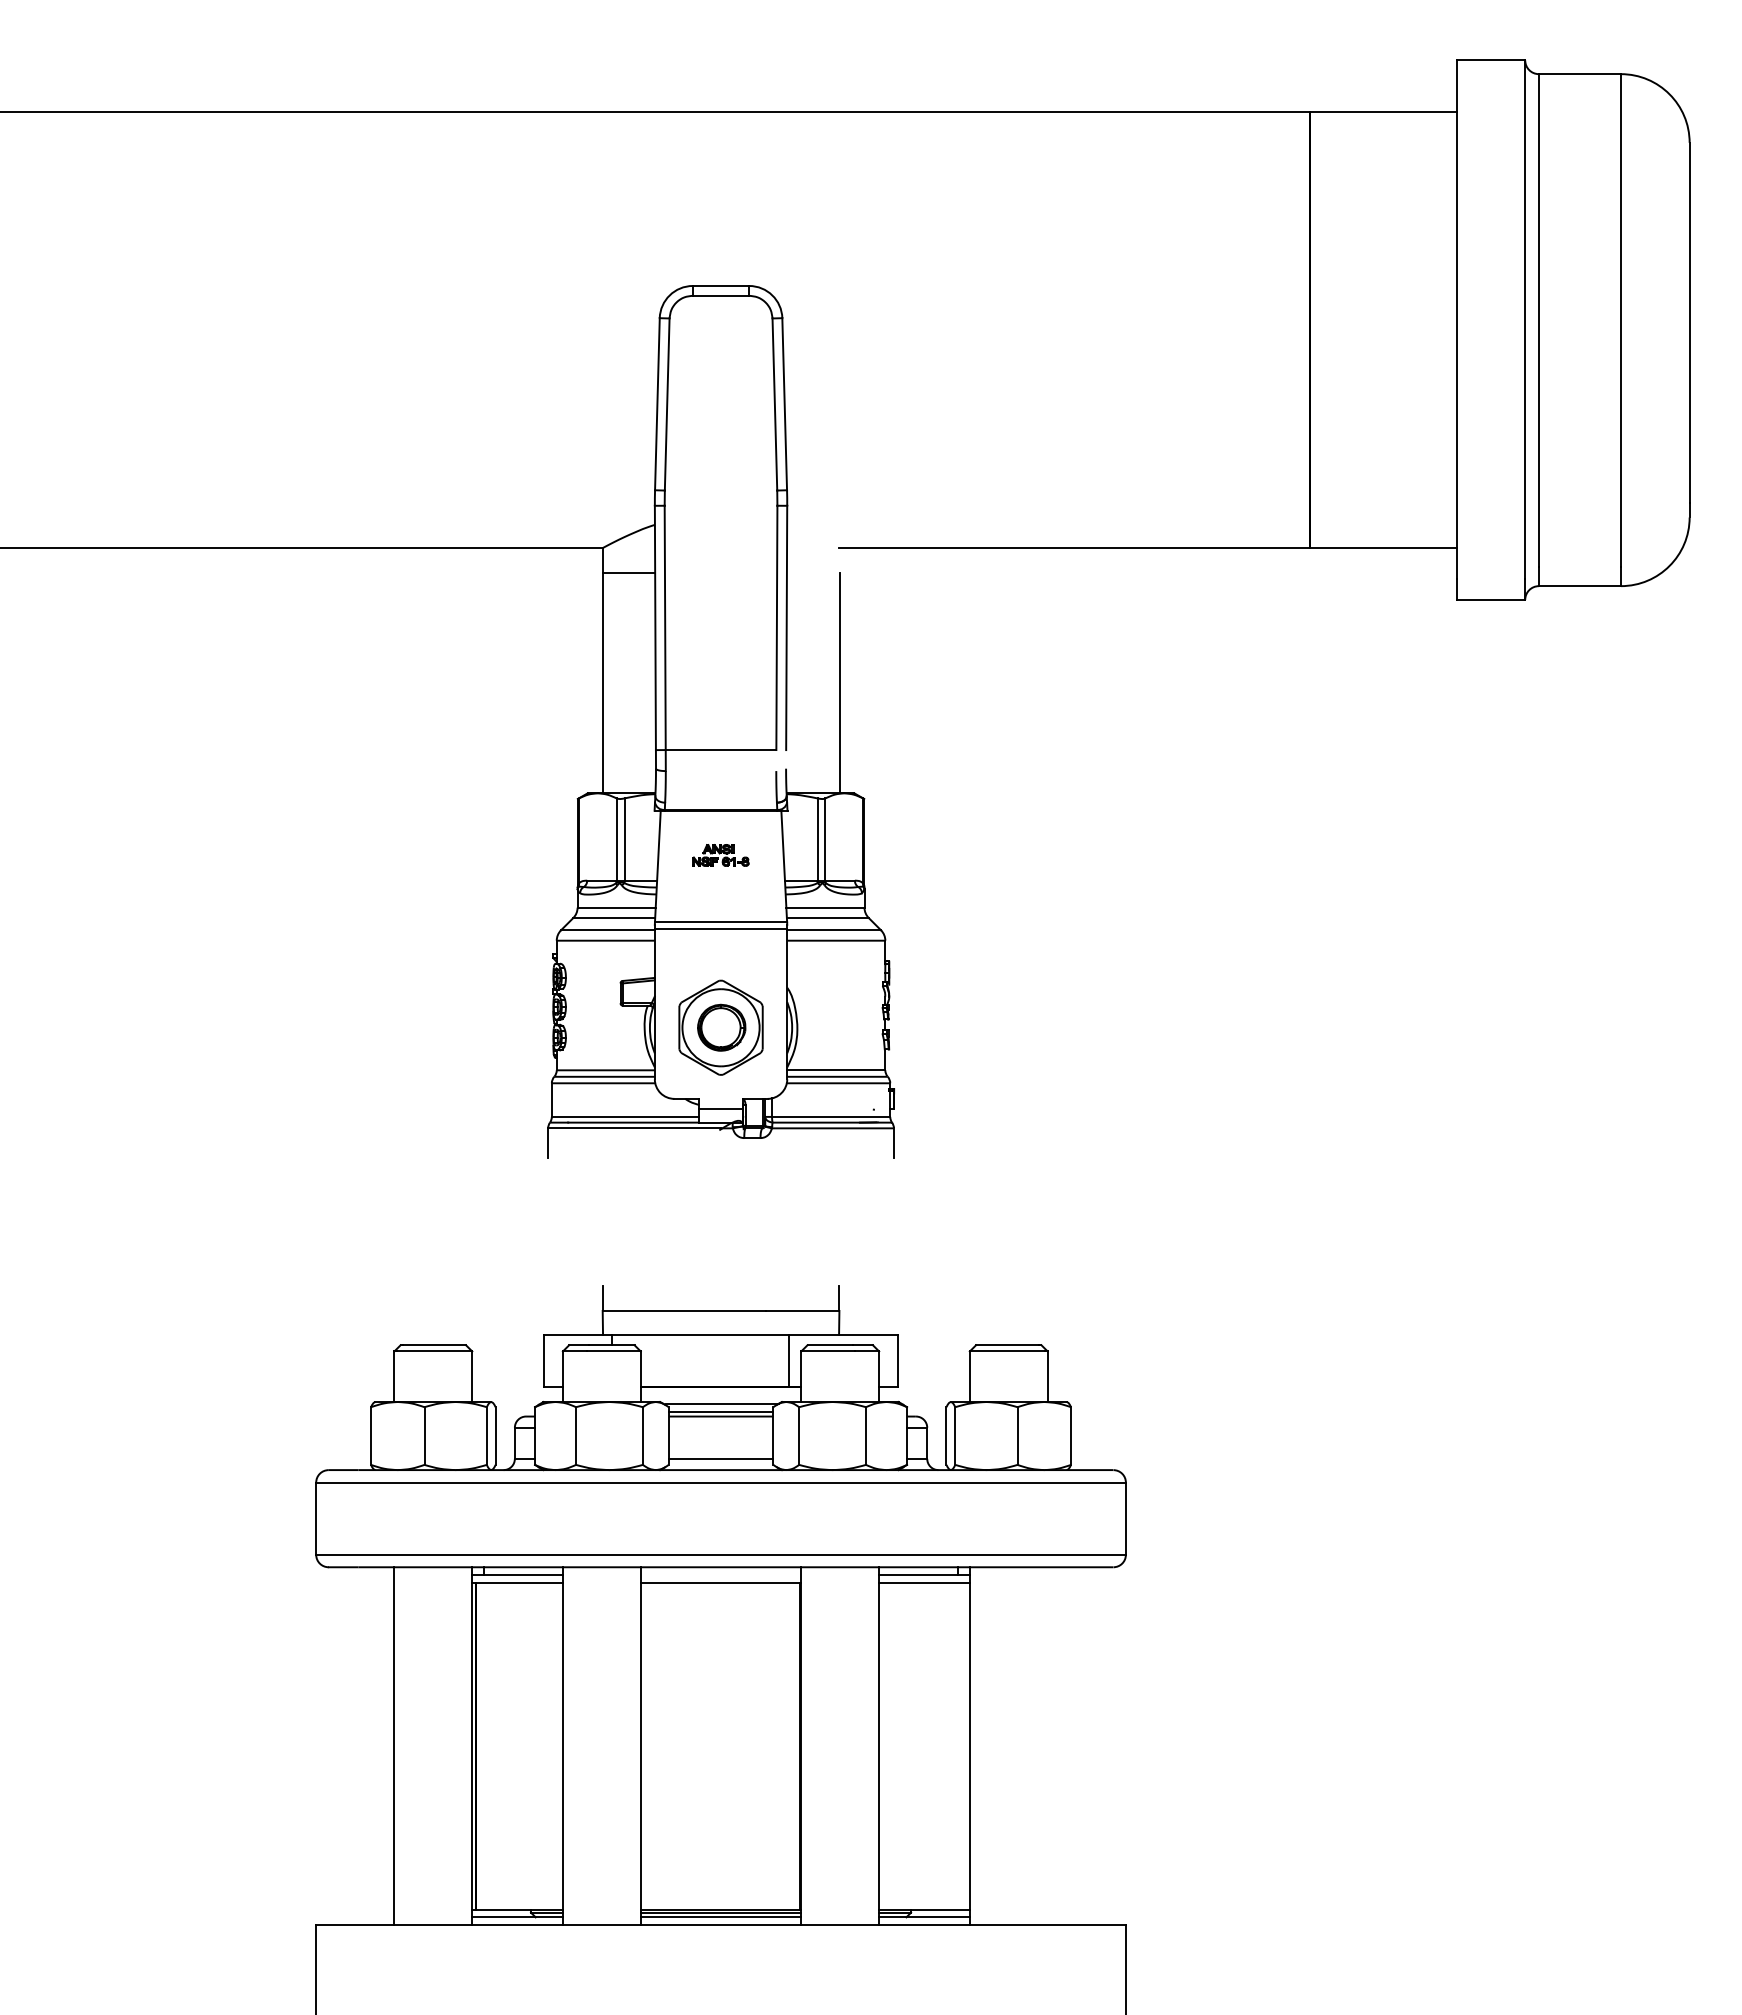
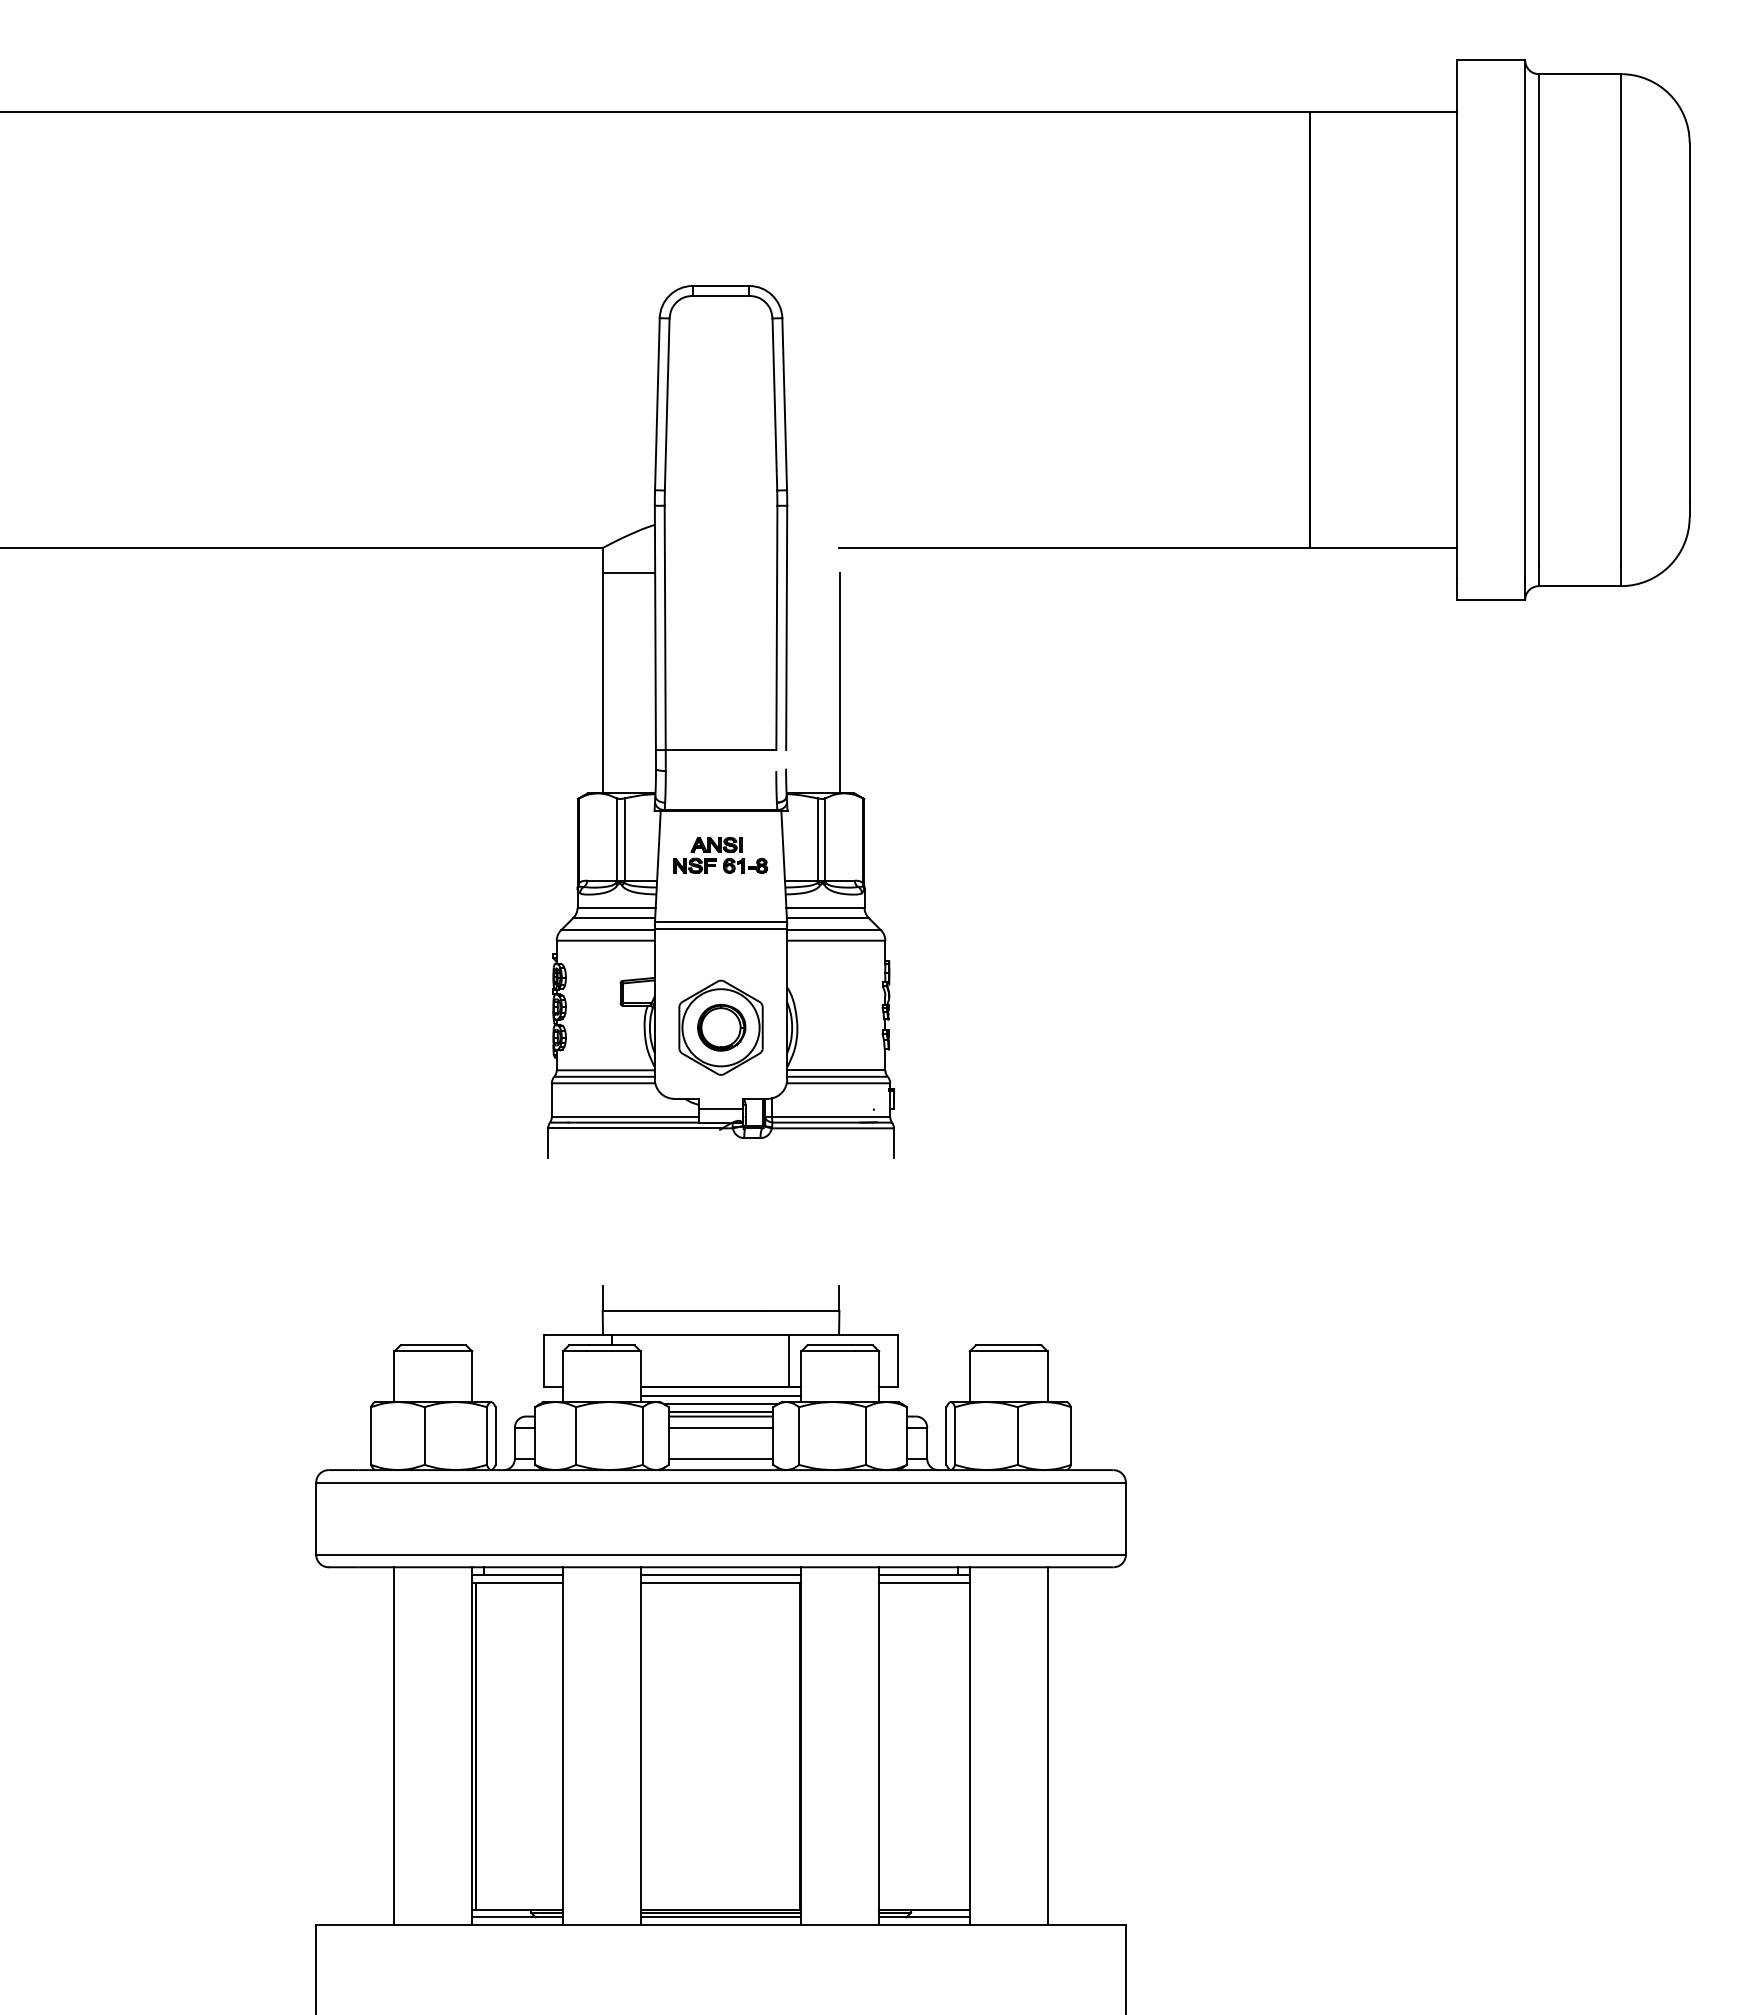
part size: 58x23 px -> 96x37 px (720, 855)
line: none -> present (720, 1395)
line: none -> present (720, 1427)
line: none -> present (720, 1575)
line: none -> present (1047, 1746)
